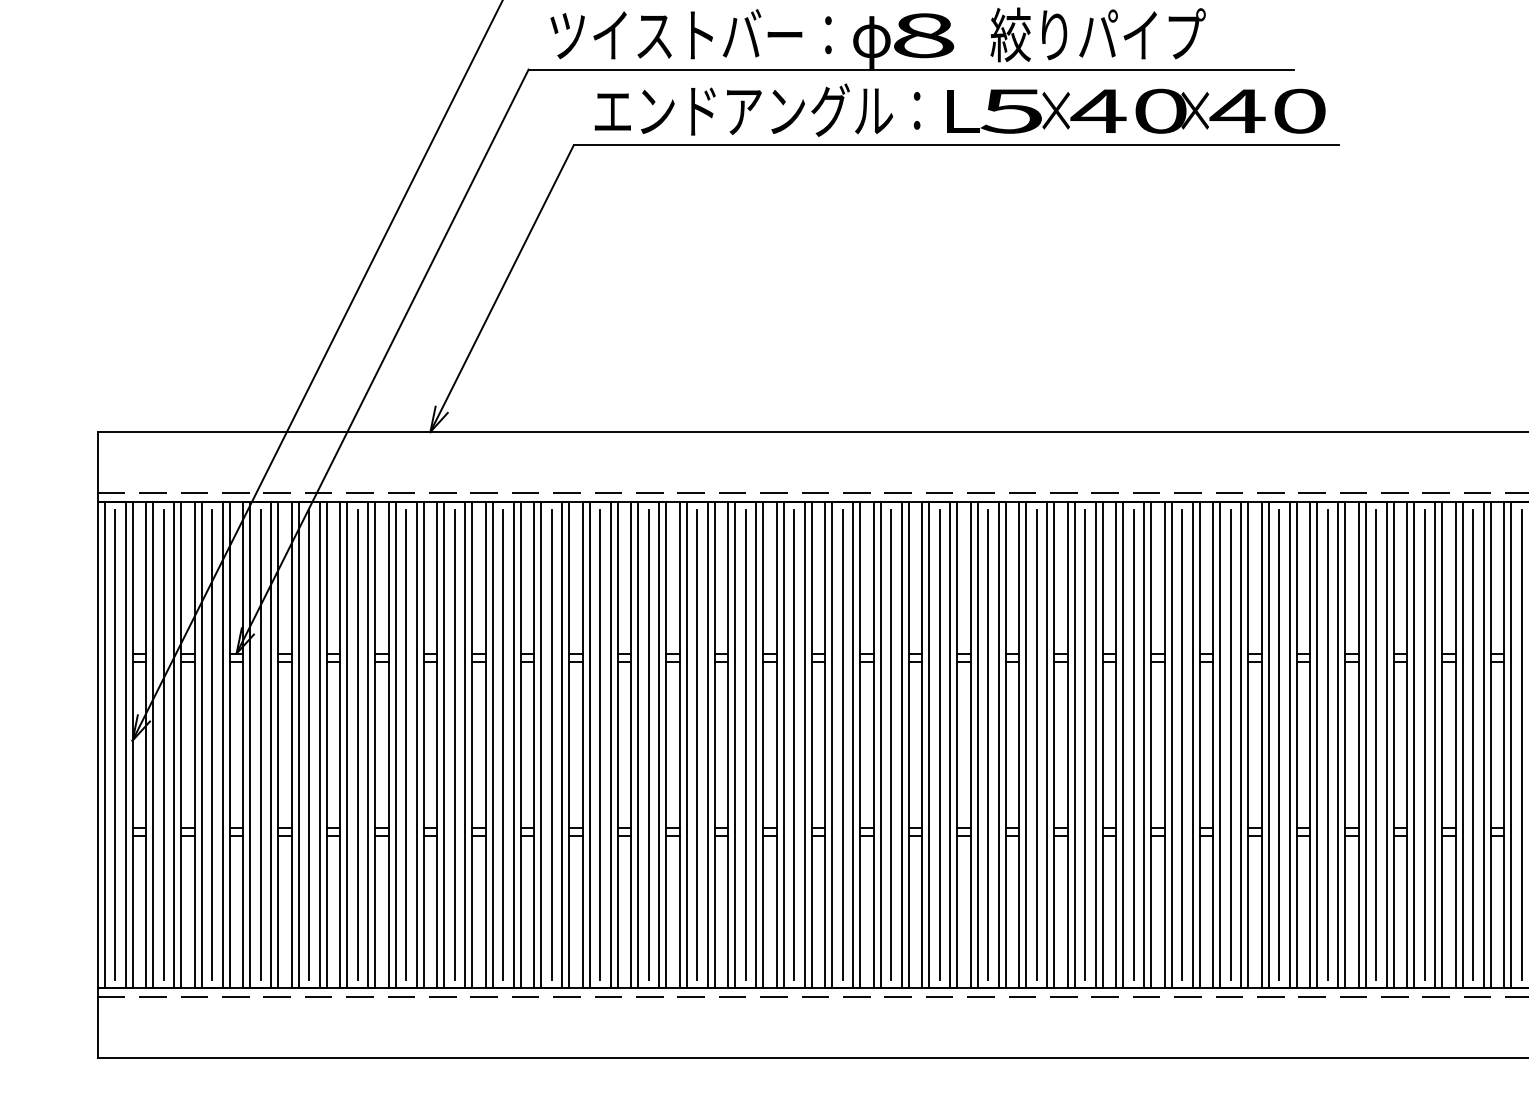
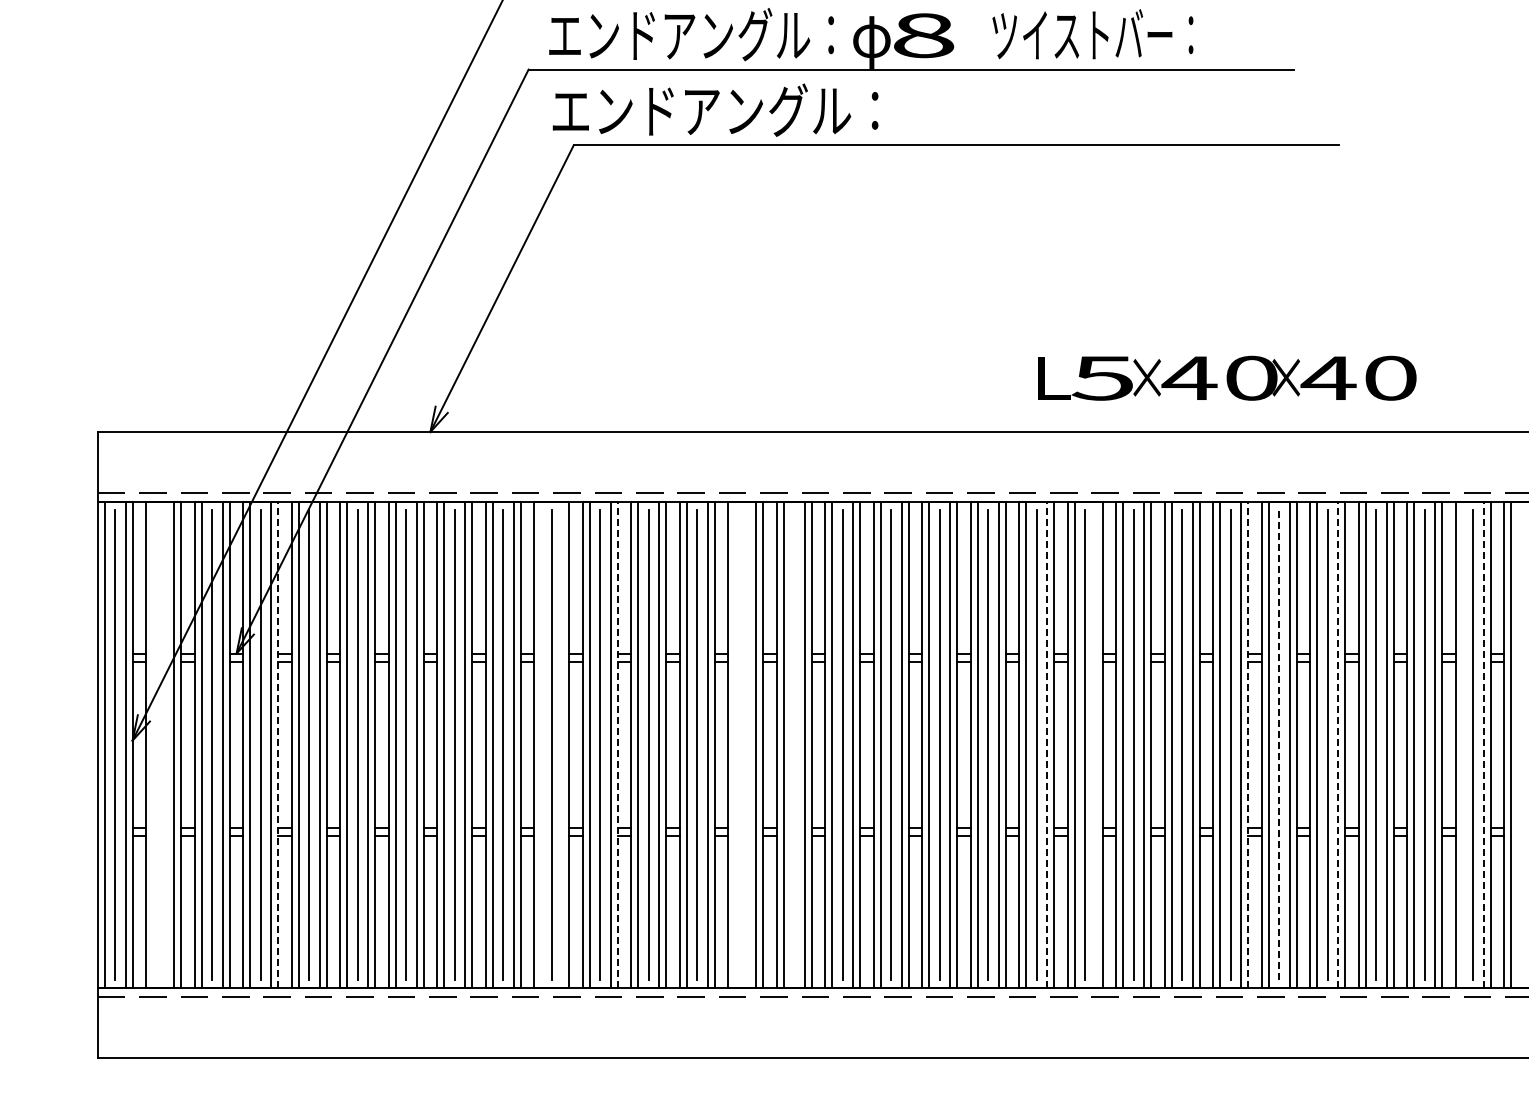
text: ツイストバー： -> エンドアングル： (691, 34)
text: 絞りパイプ -> ツイストバー： (1097, 34)
text position: (757, 109) -> (715, 109) (715, 109)
text position: (1136, 110) -> (1227, 377) (1227, 377)
line: present -> none (153, 744)
line: present -> none (163, 744)
line: solid -> dashed (278, 744)
line: present -> none (541, 744)
line: present -> none (562, 744)
line: solid -> dashed (617, 744)
line: present -> none (735, 744)
line: present -> none (745, 744)
line: present -> none (794, 744)
line: solid -> dashed (1047, 744)
line: present -> none (1095, 744)
line: solid -> dashed (1248, 744)
line: solid -> dashed (1279, 744)
line: solid -> dashed (1338, 744)
line: present -> none (1462, 744)
line: solid -> dashed (1483, 744)
line: present -> none (1521, 744)
